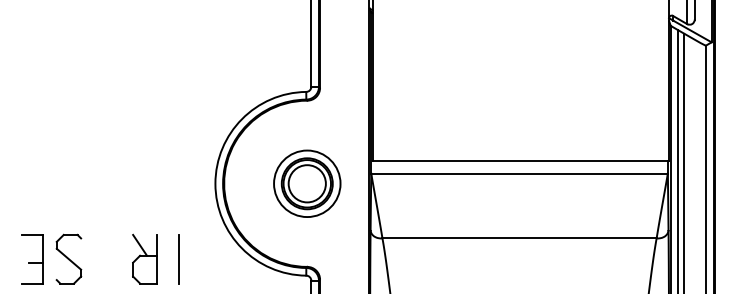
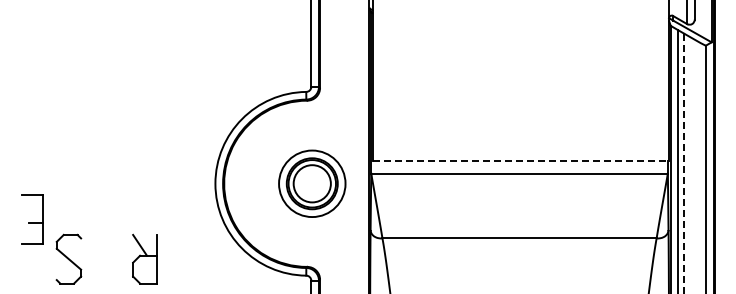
line: solid -> dashed (521, 160)
line: solid -> dashed (684, 163)
part position: (307, 183) -> (312, 183) (312, 183)
line: present -> none (179, 258)
part position: (32, 259) -> (32, 219) (32, 219)
